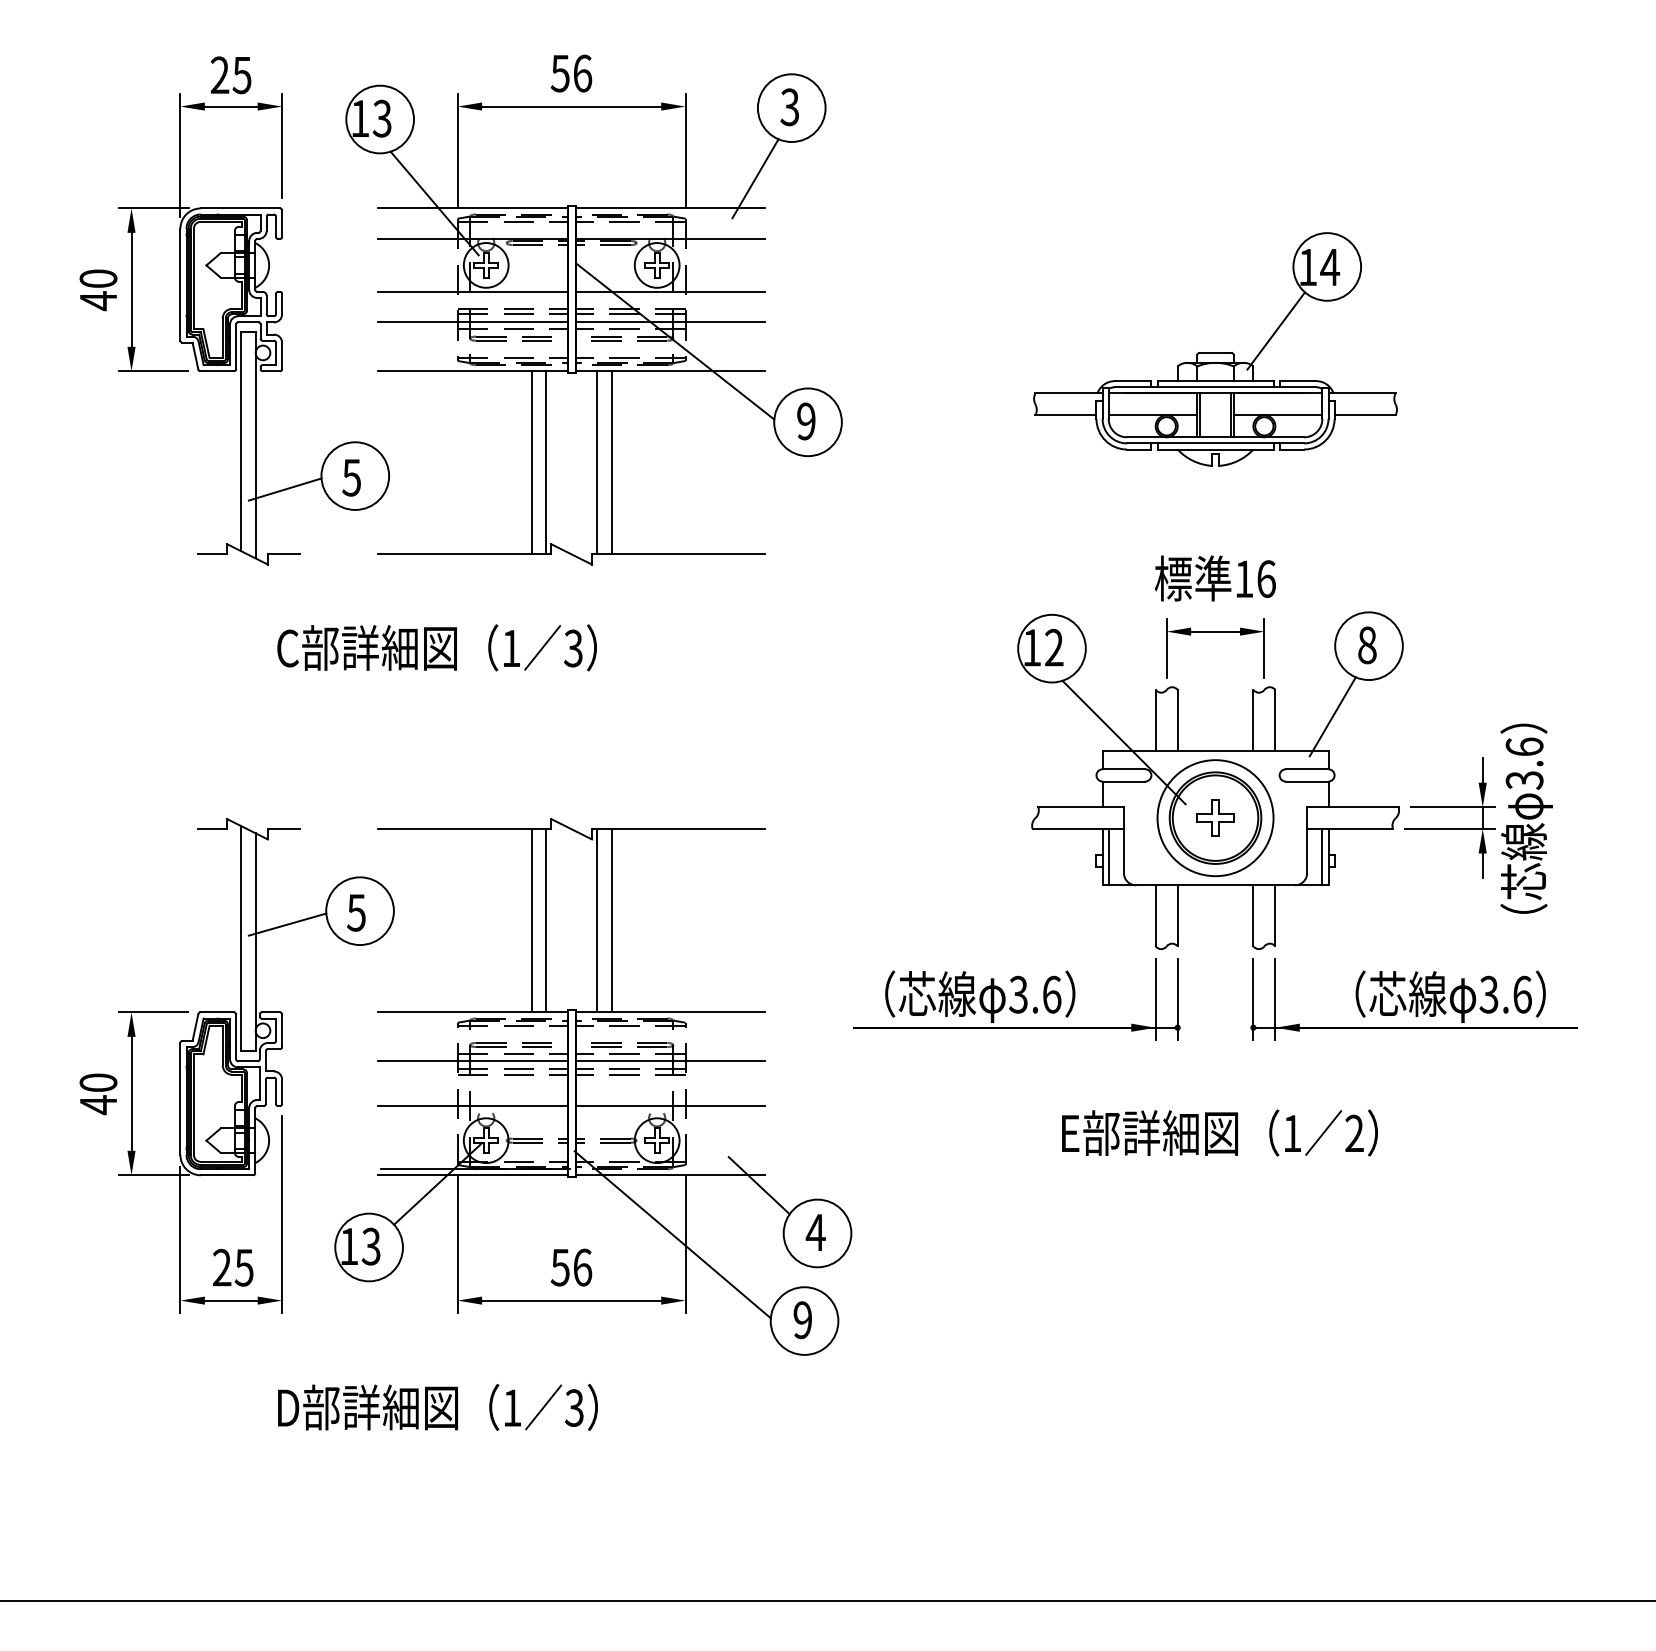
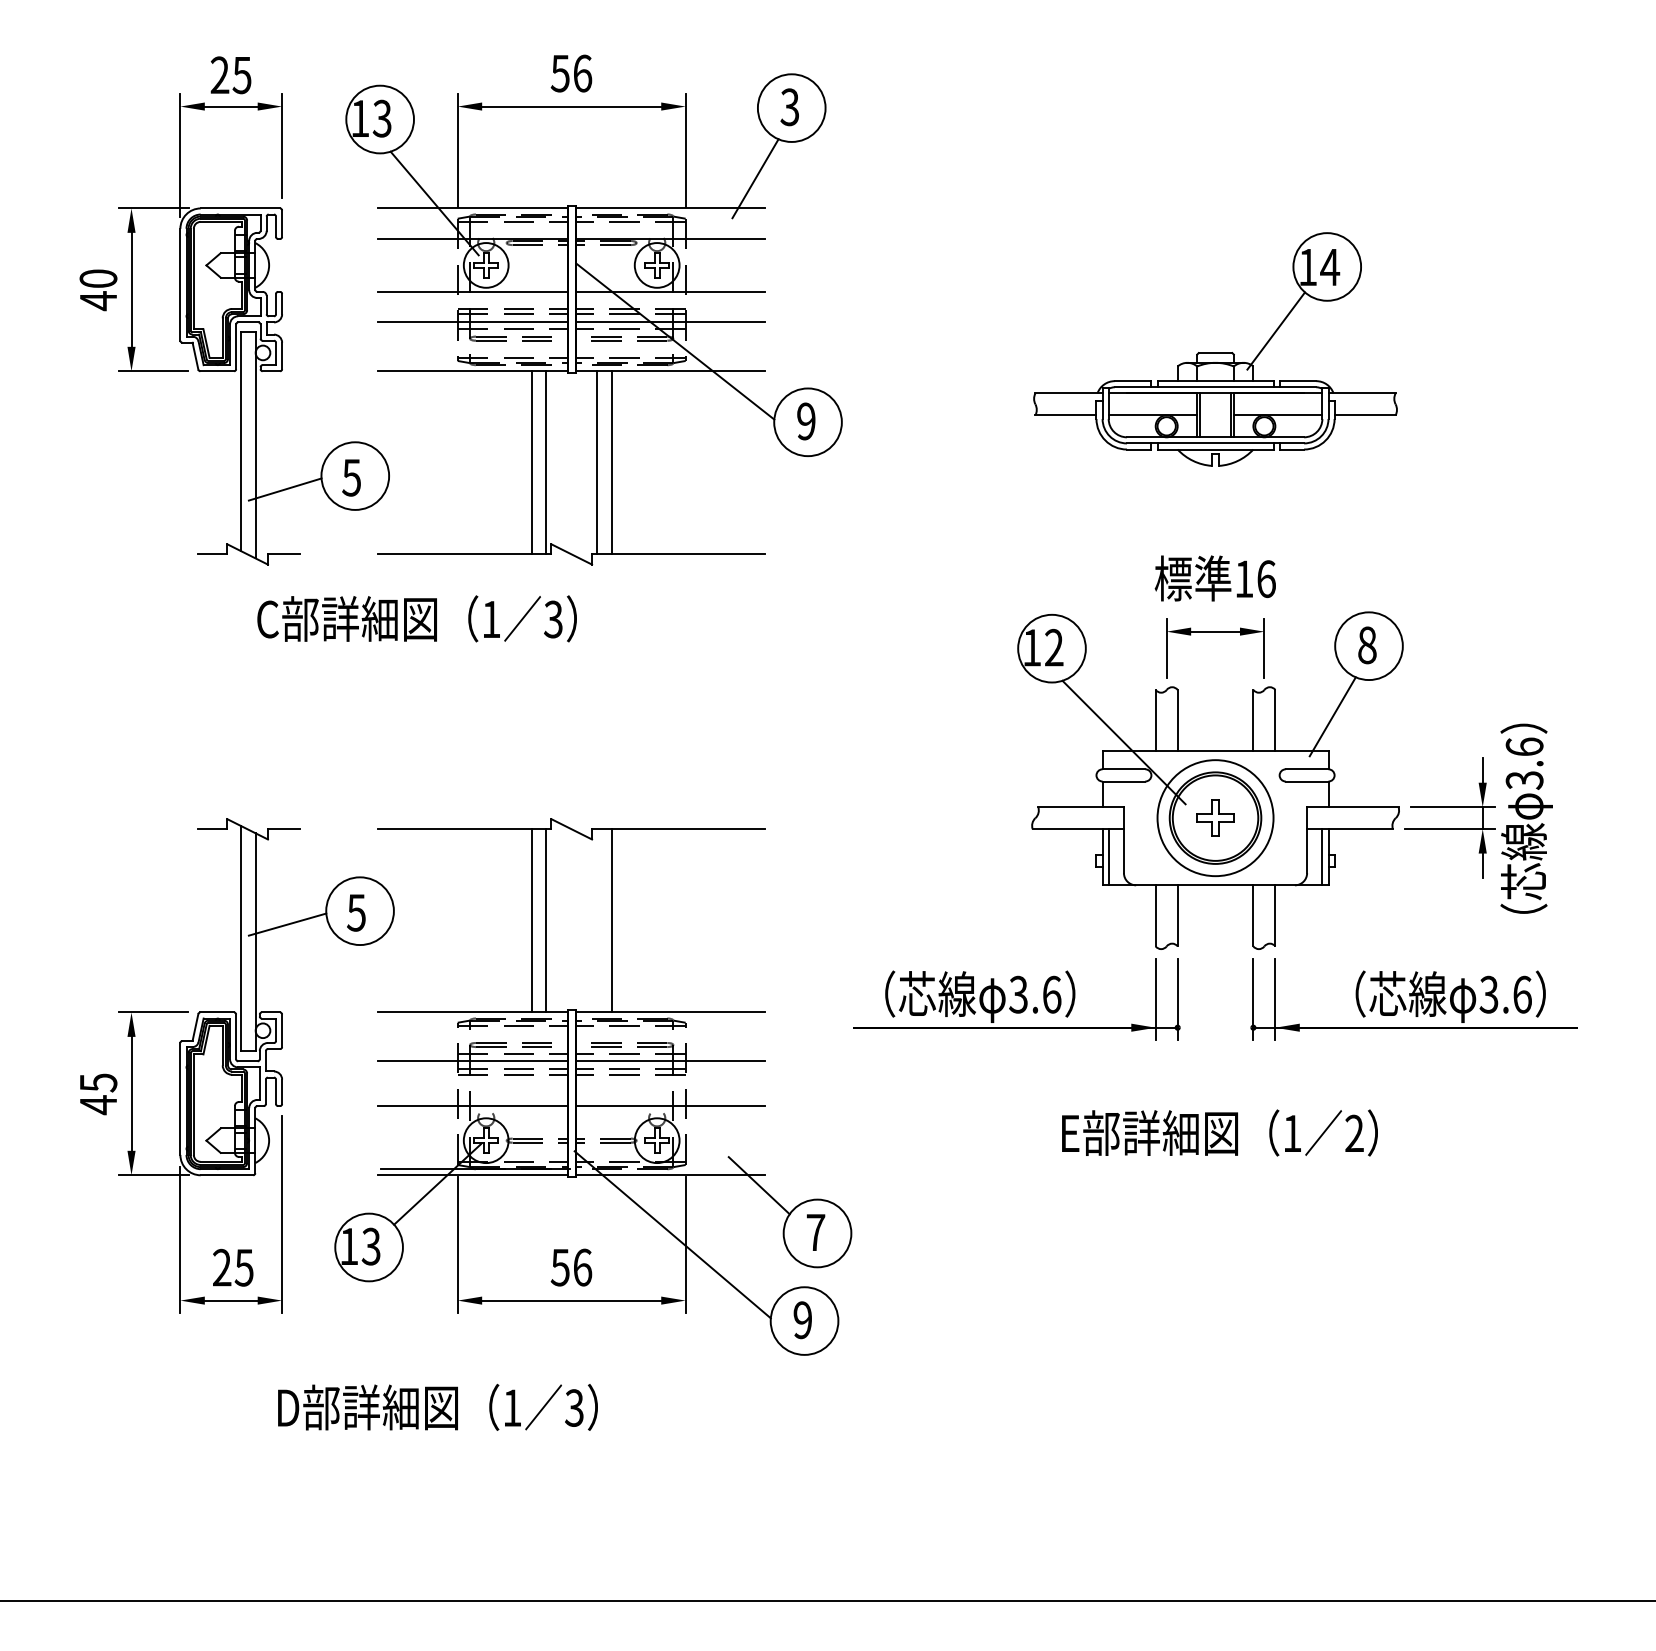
text position: (436, 647) -> (416, 618) (416, 618)
line: present -> none (596, 920)
text: 40 -> 45 (98, 1082)
text: 4 -> 7 (815, 1232)
